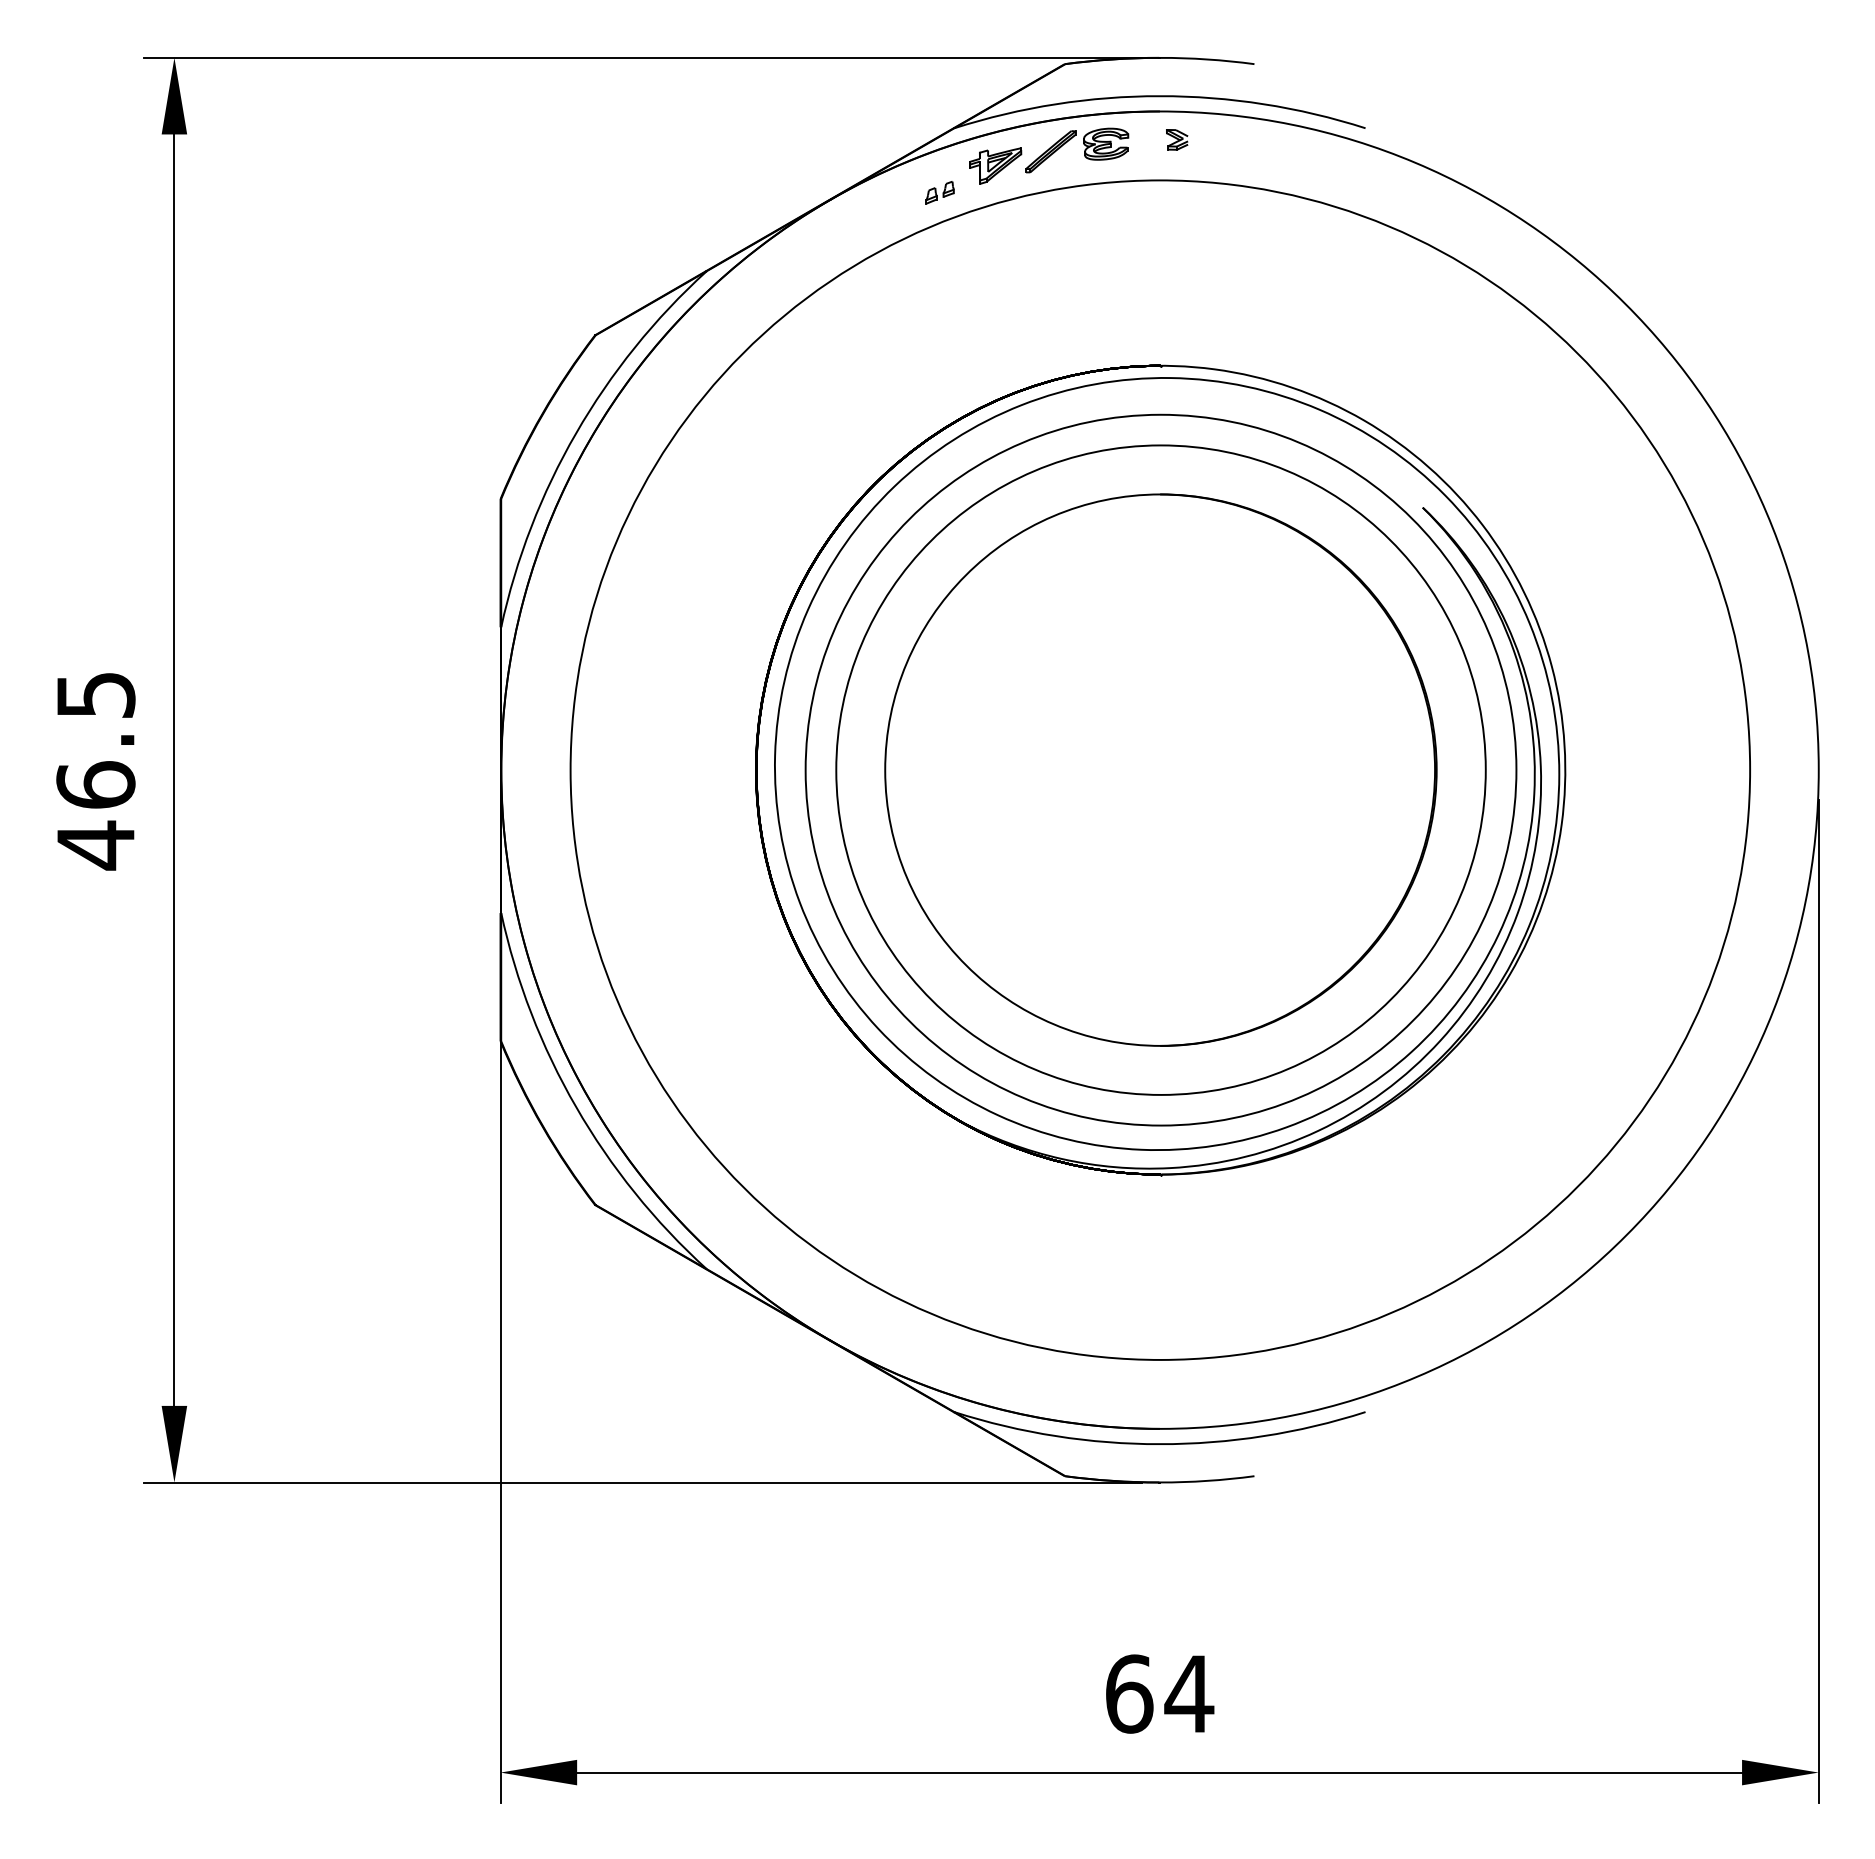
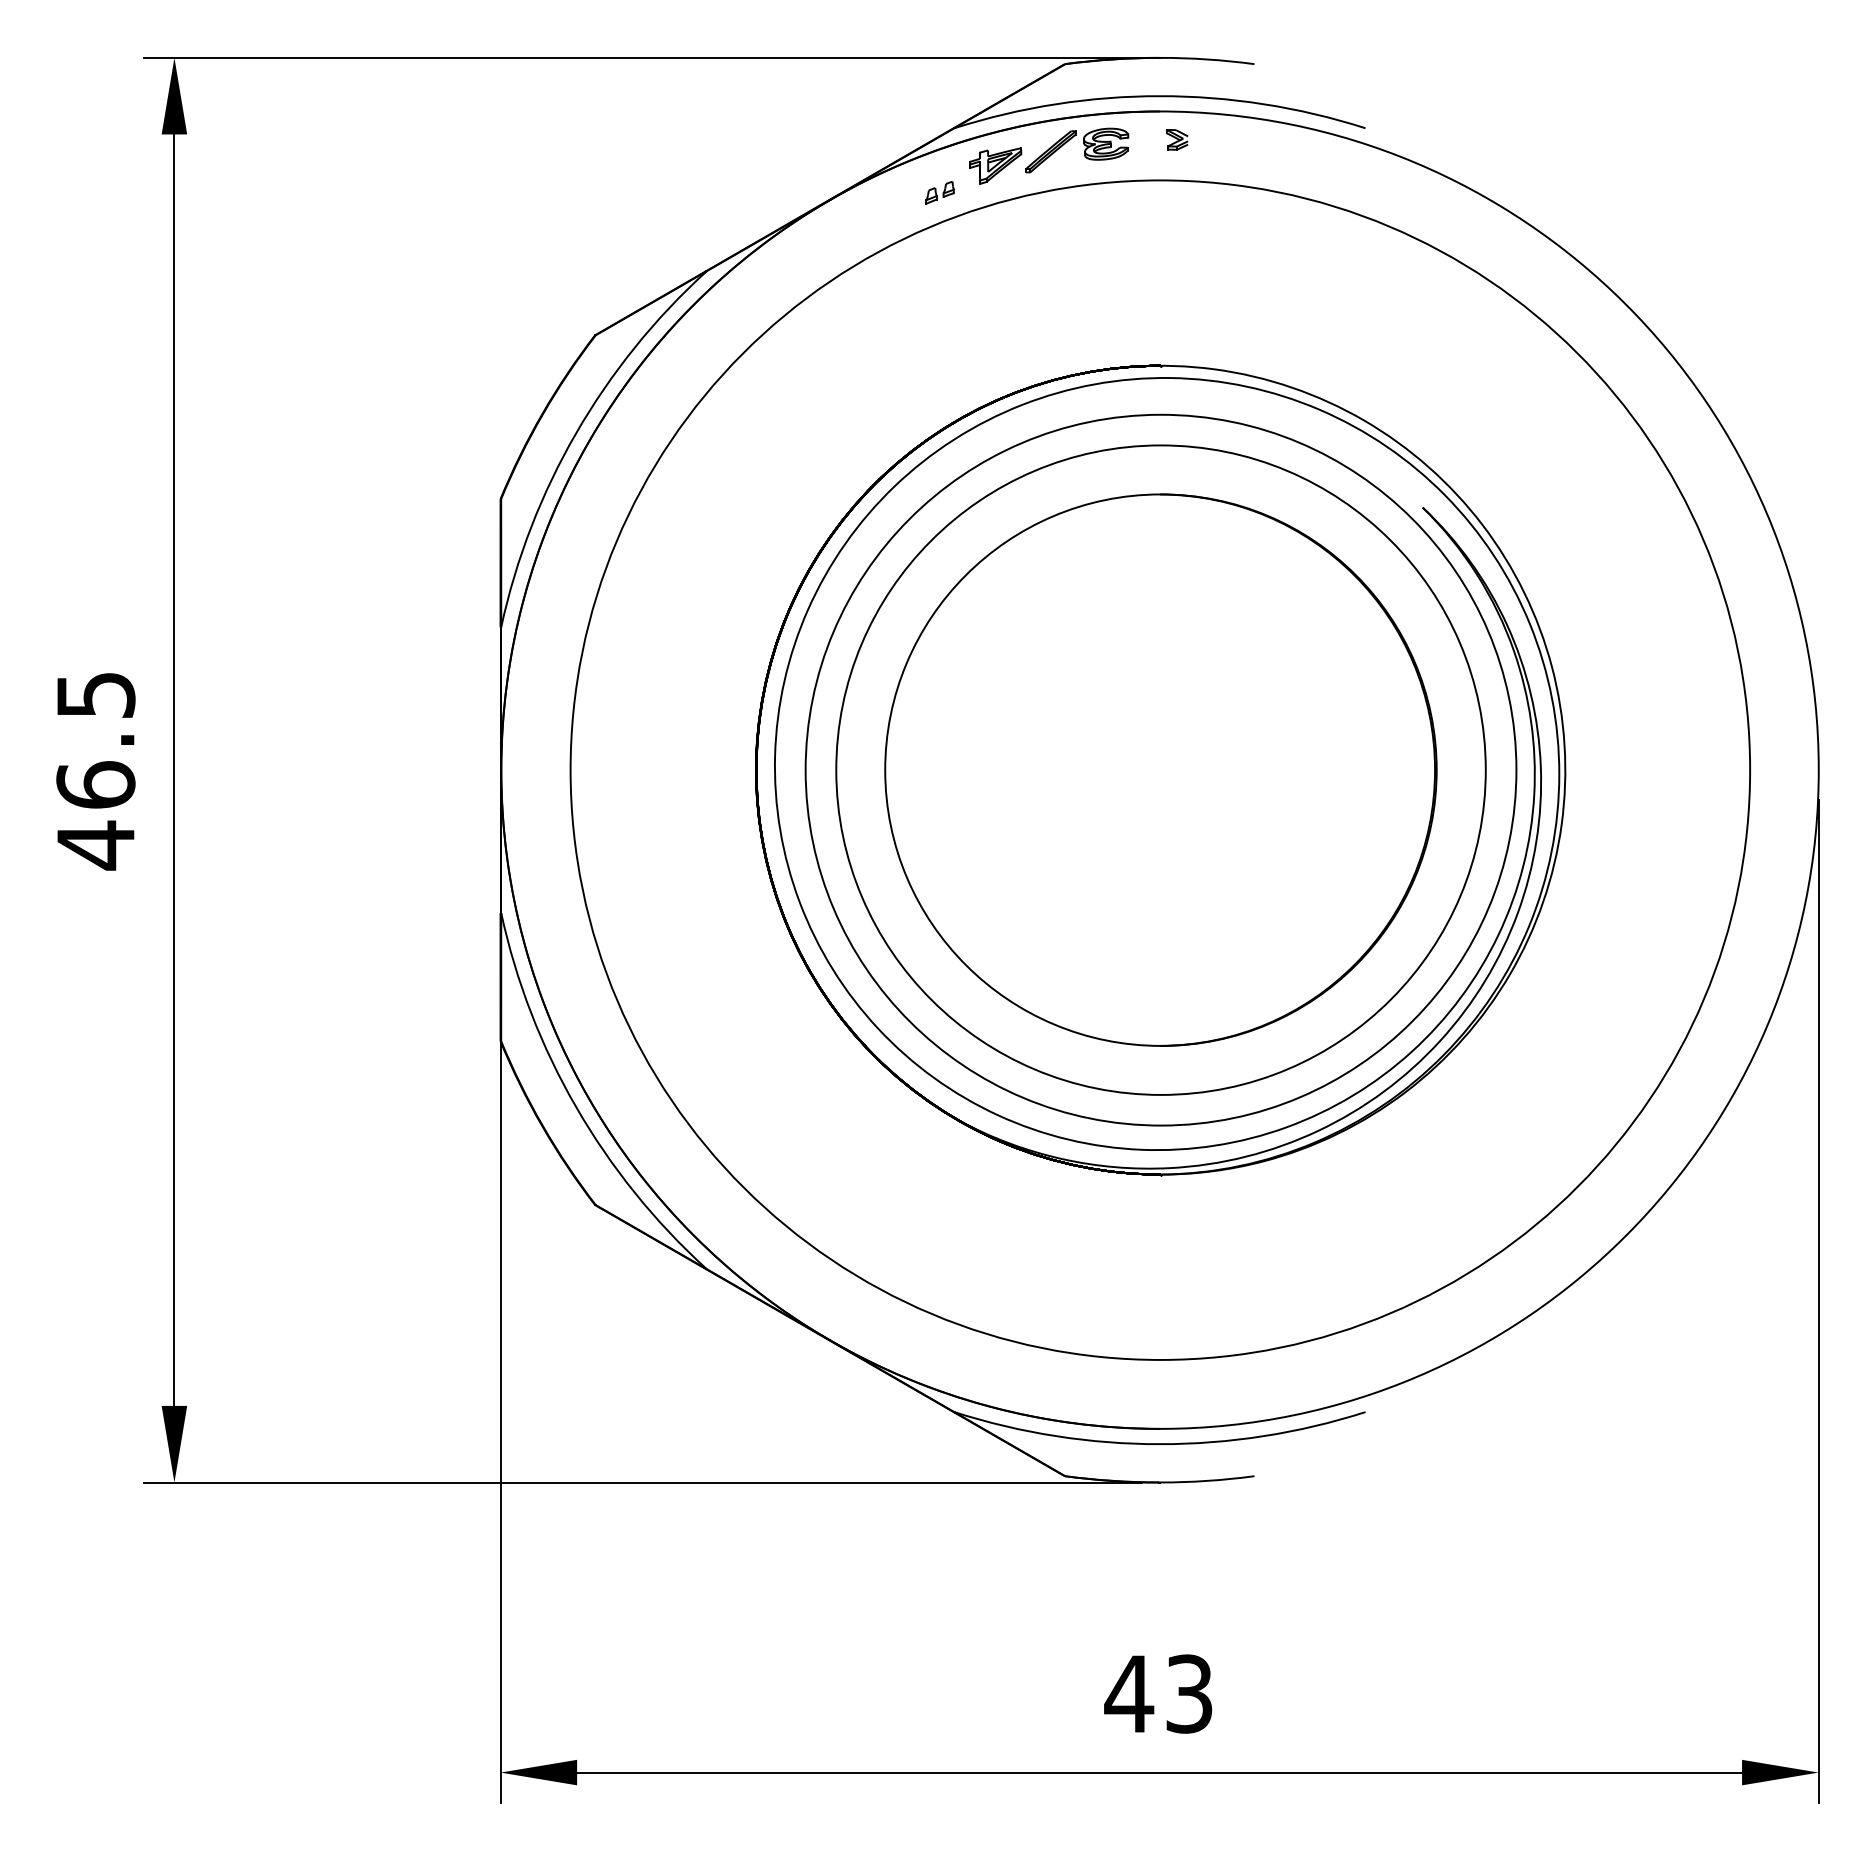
text: 64 -> 43 (1159, 1693)
